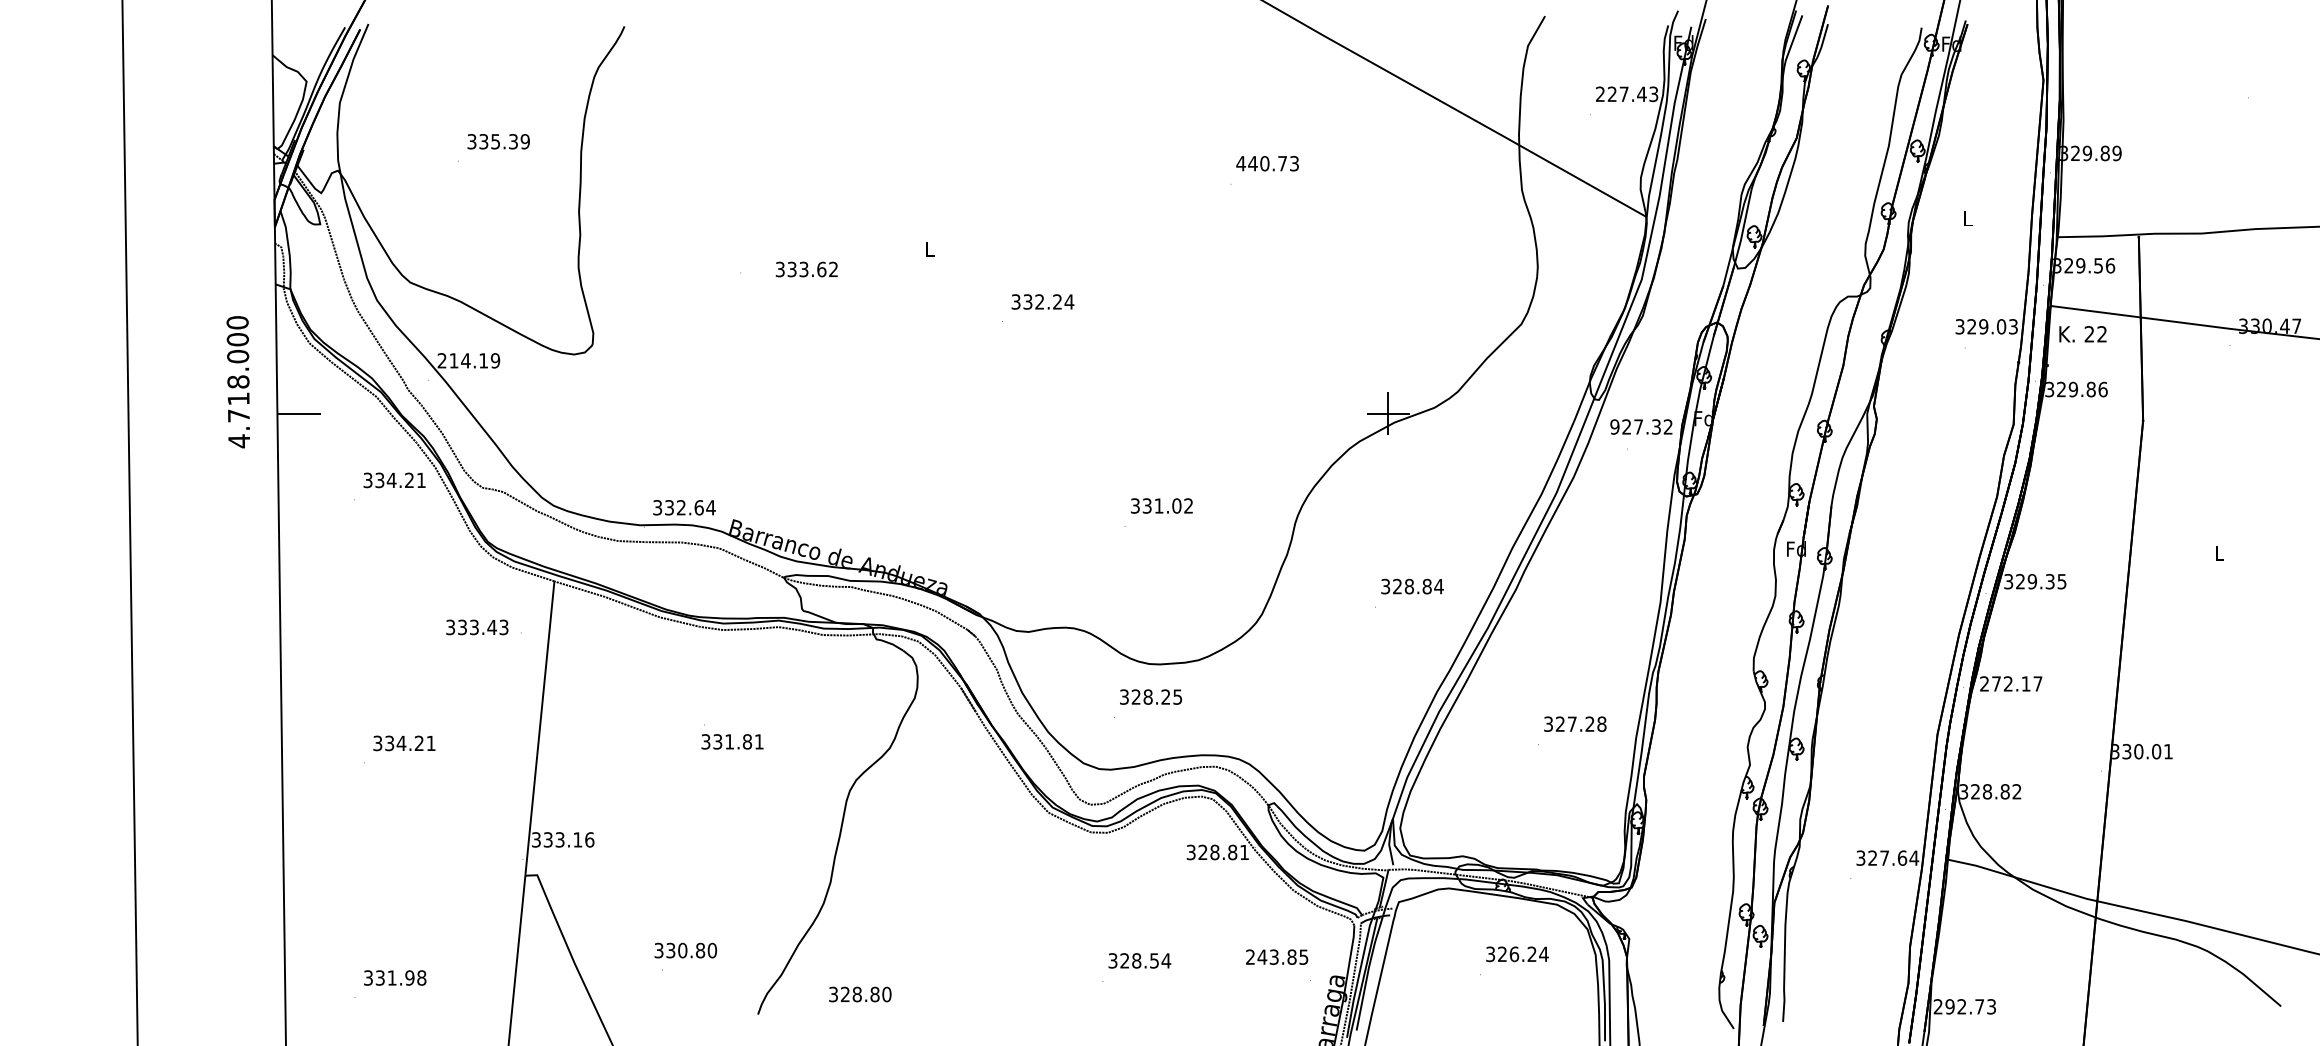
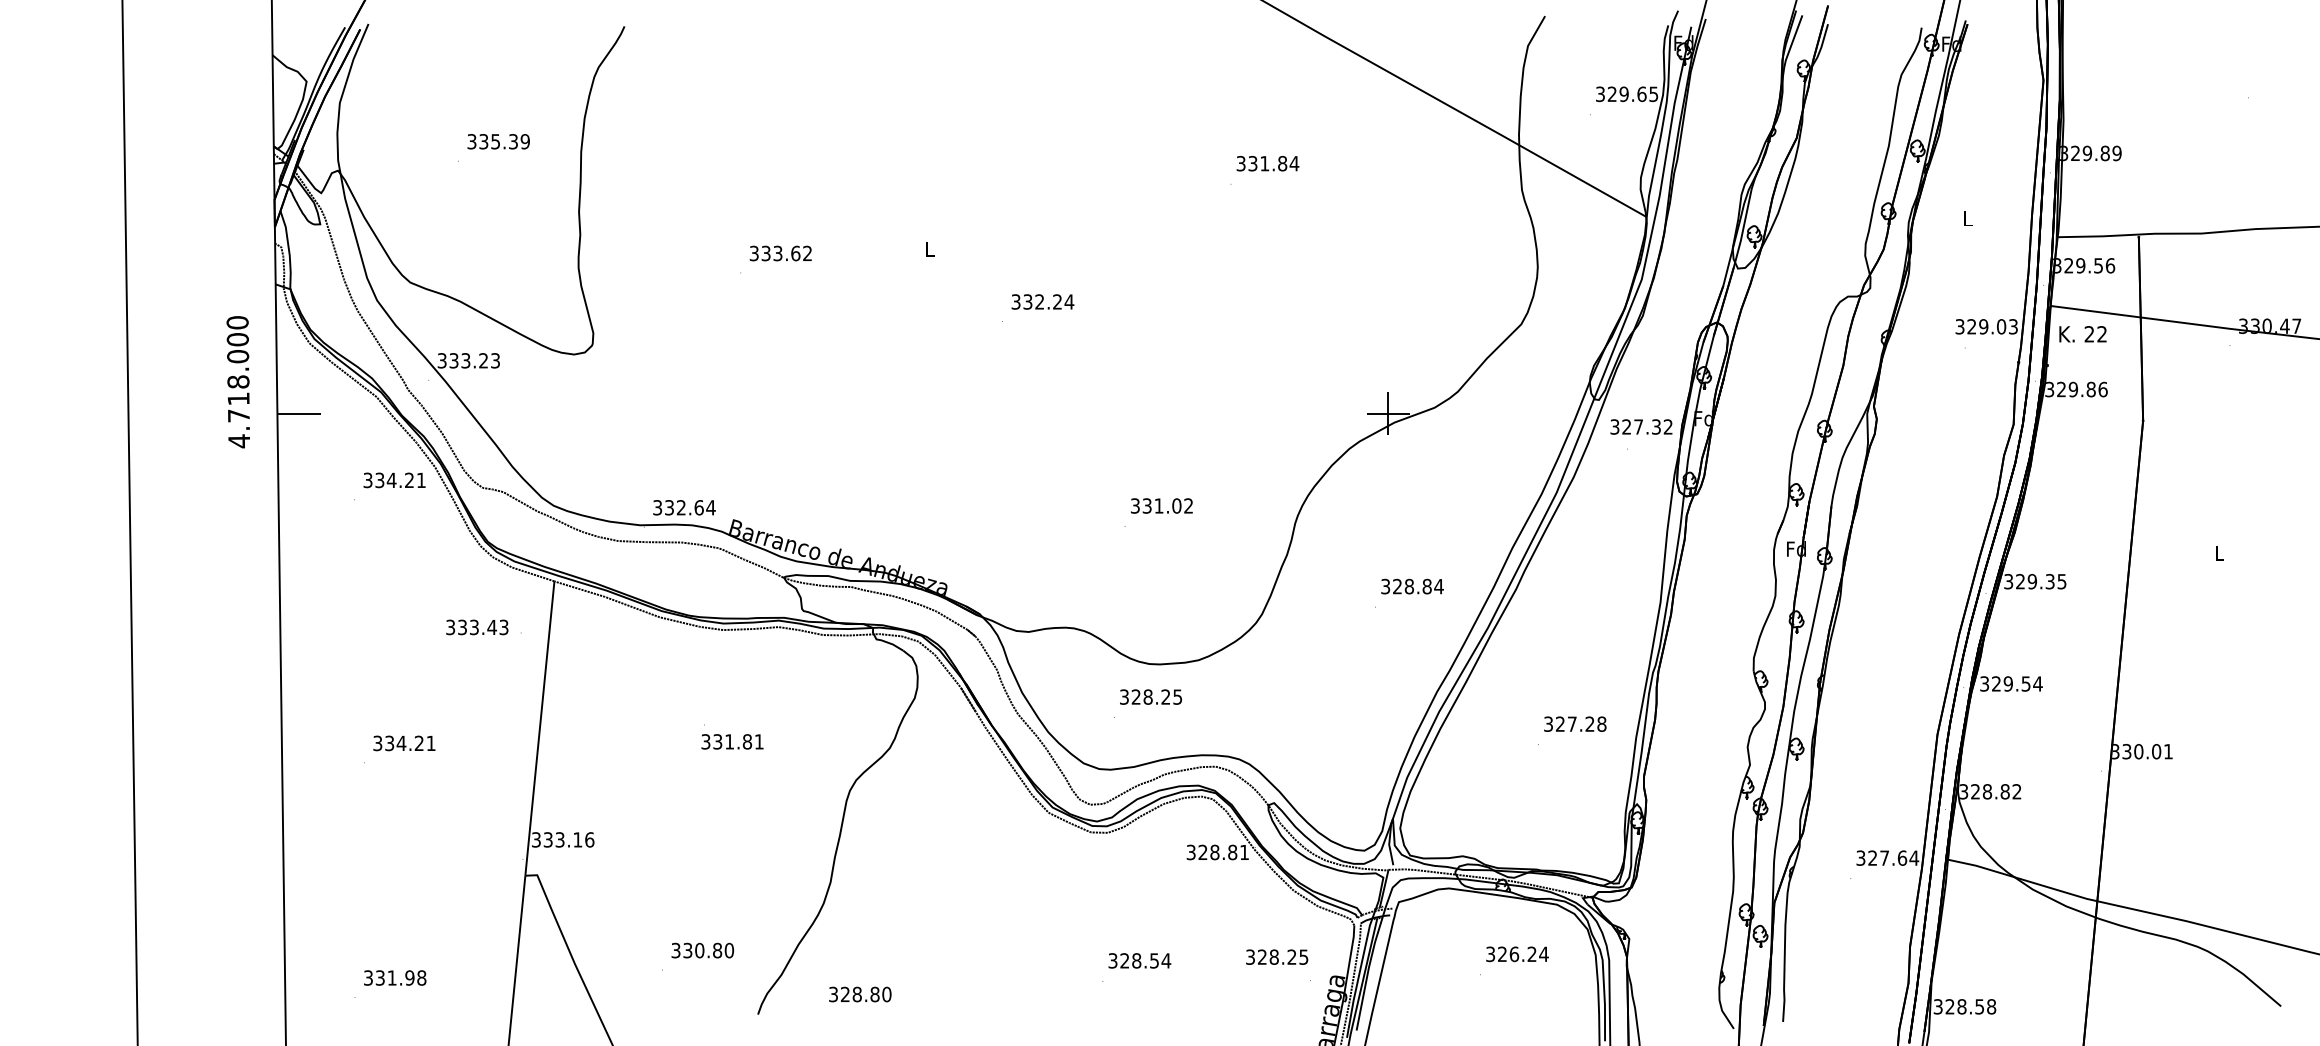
text: 227.43 -> 329.65 (1627, 94)
text: 440.73 -> 331.84 (1267, 163)
text position: (806, 269) -> (780, 253) (780, 253)
text: 214.19 -> 333.23 (468, 360)
text: 927.32 -> 327.32 (1614, 426)
text: 272.17 -> 329.54 (2011, 683)
text position: (685, 950) -> (702, 950) (702, 950)
text: 243.85 -> 328.25 (1271, 956)
text: 292.73 -> 328.58 (1964, 1006)
